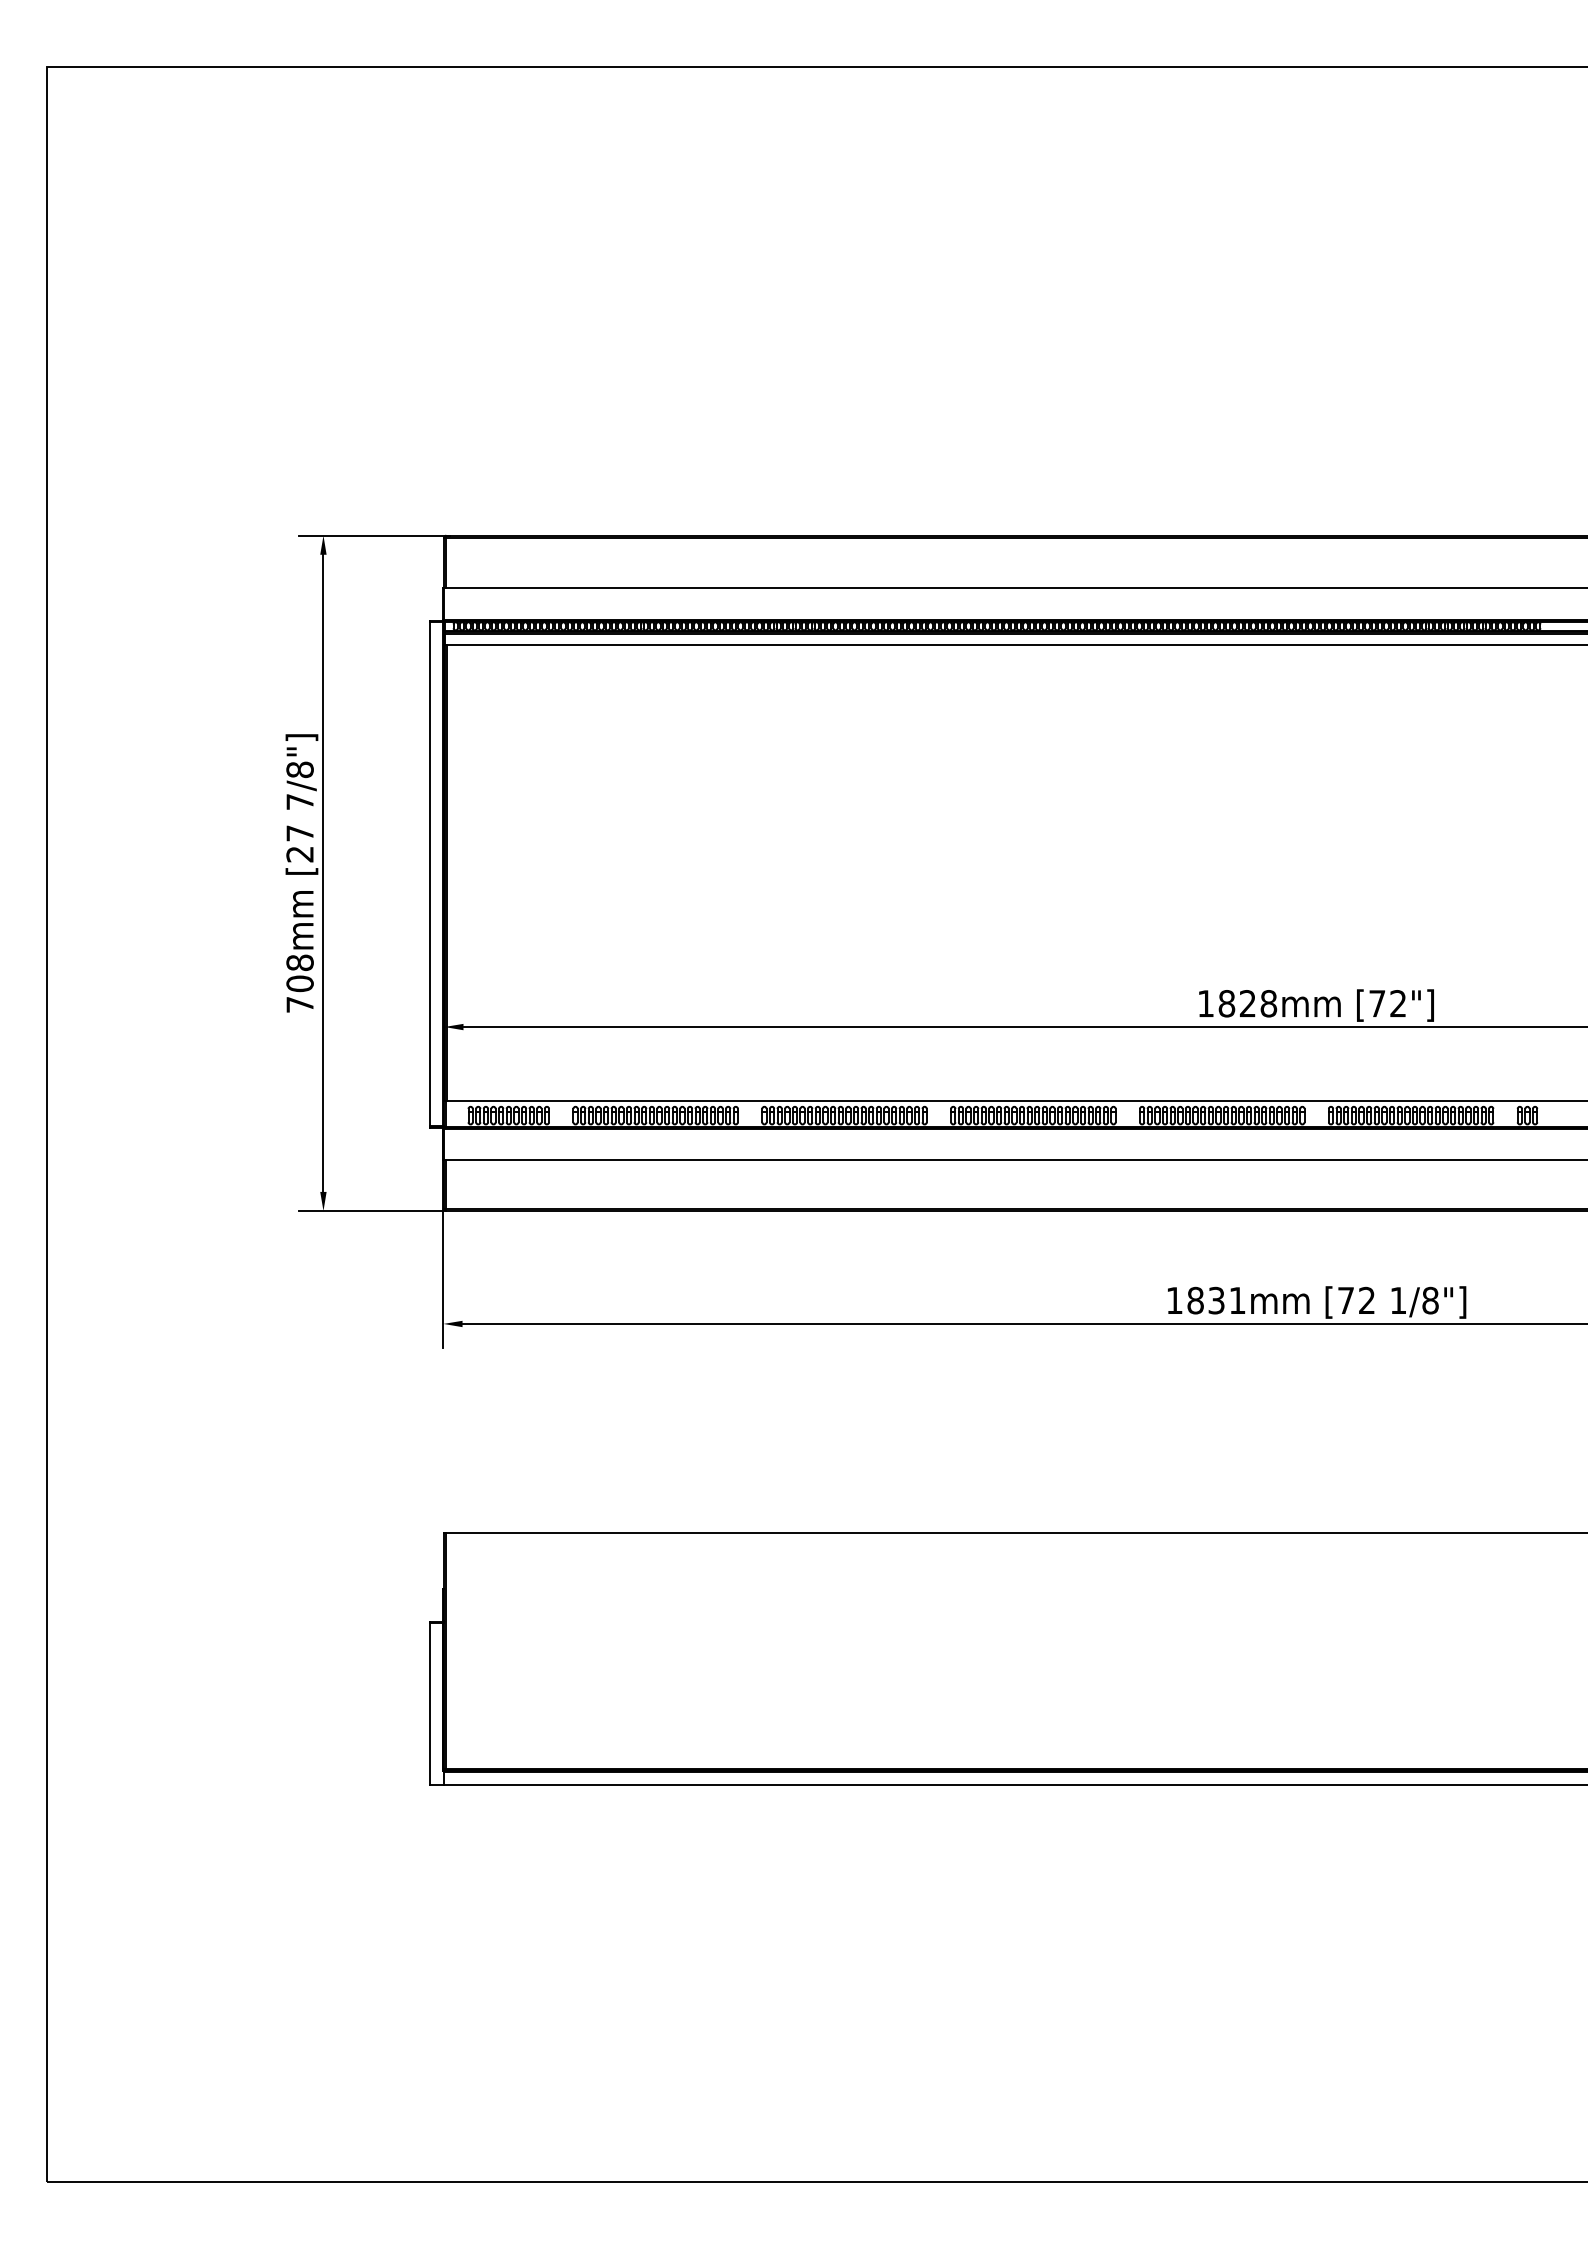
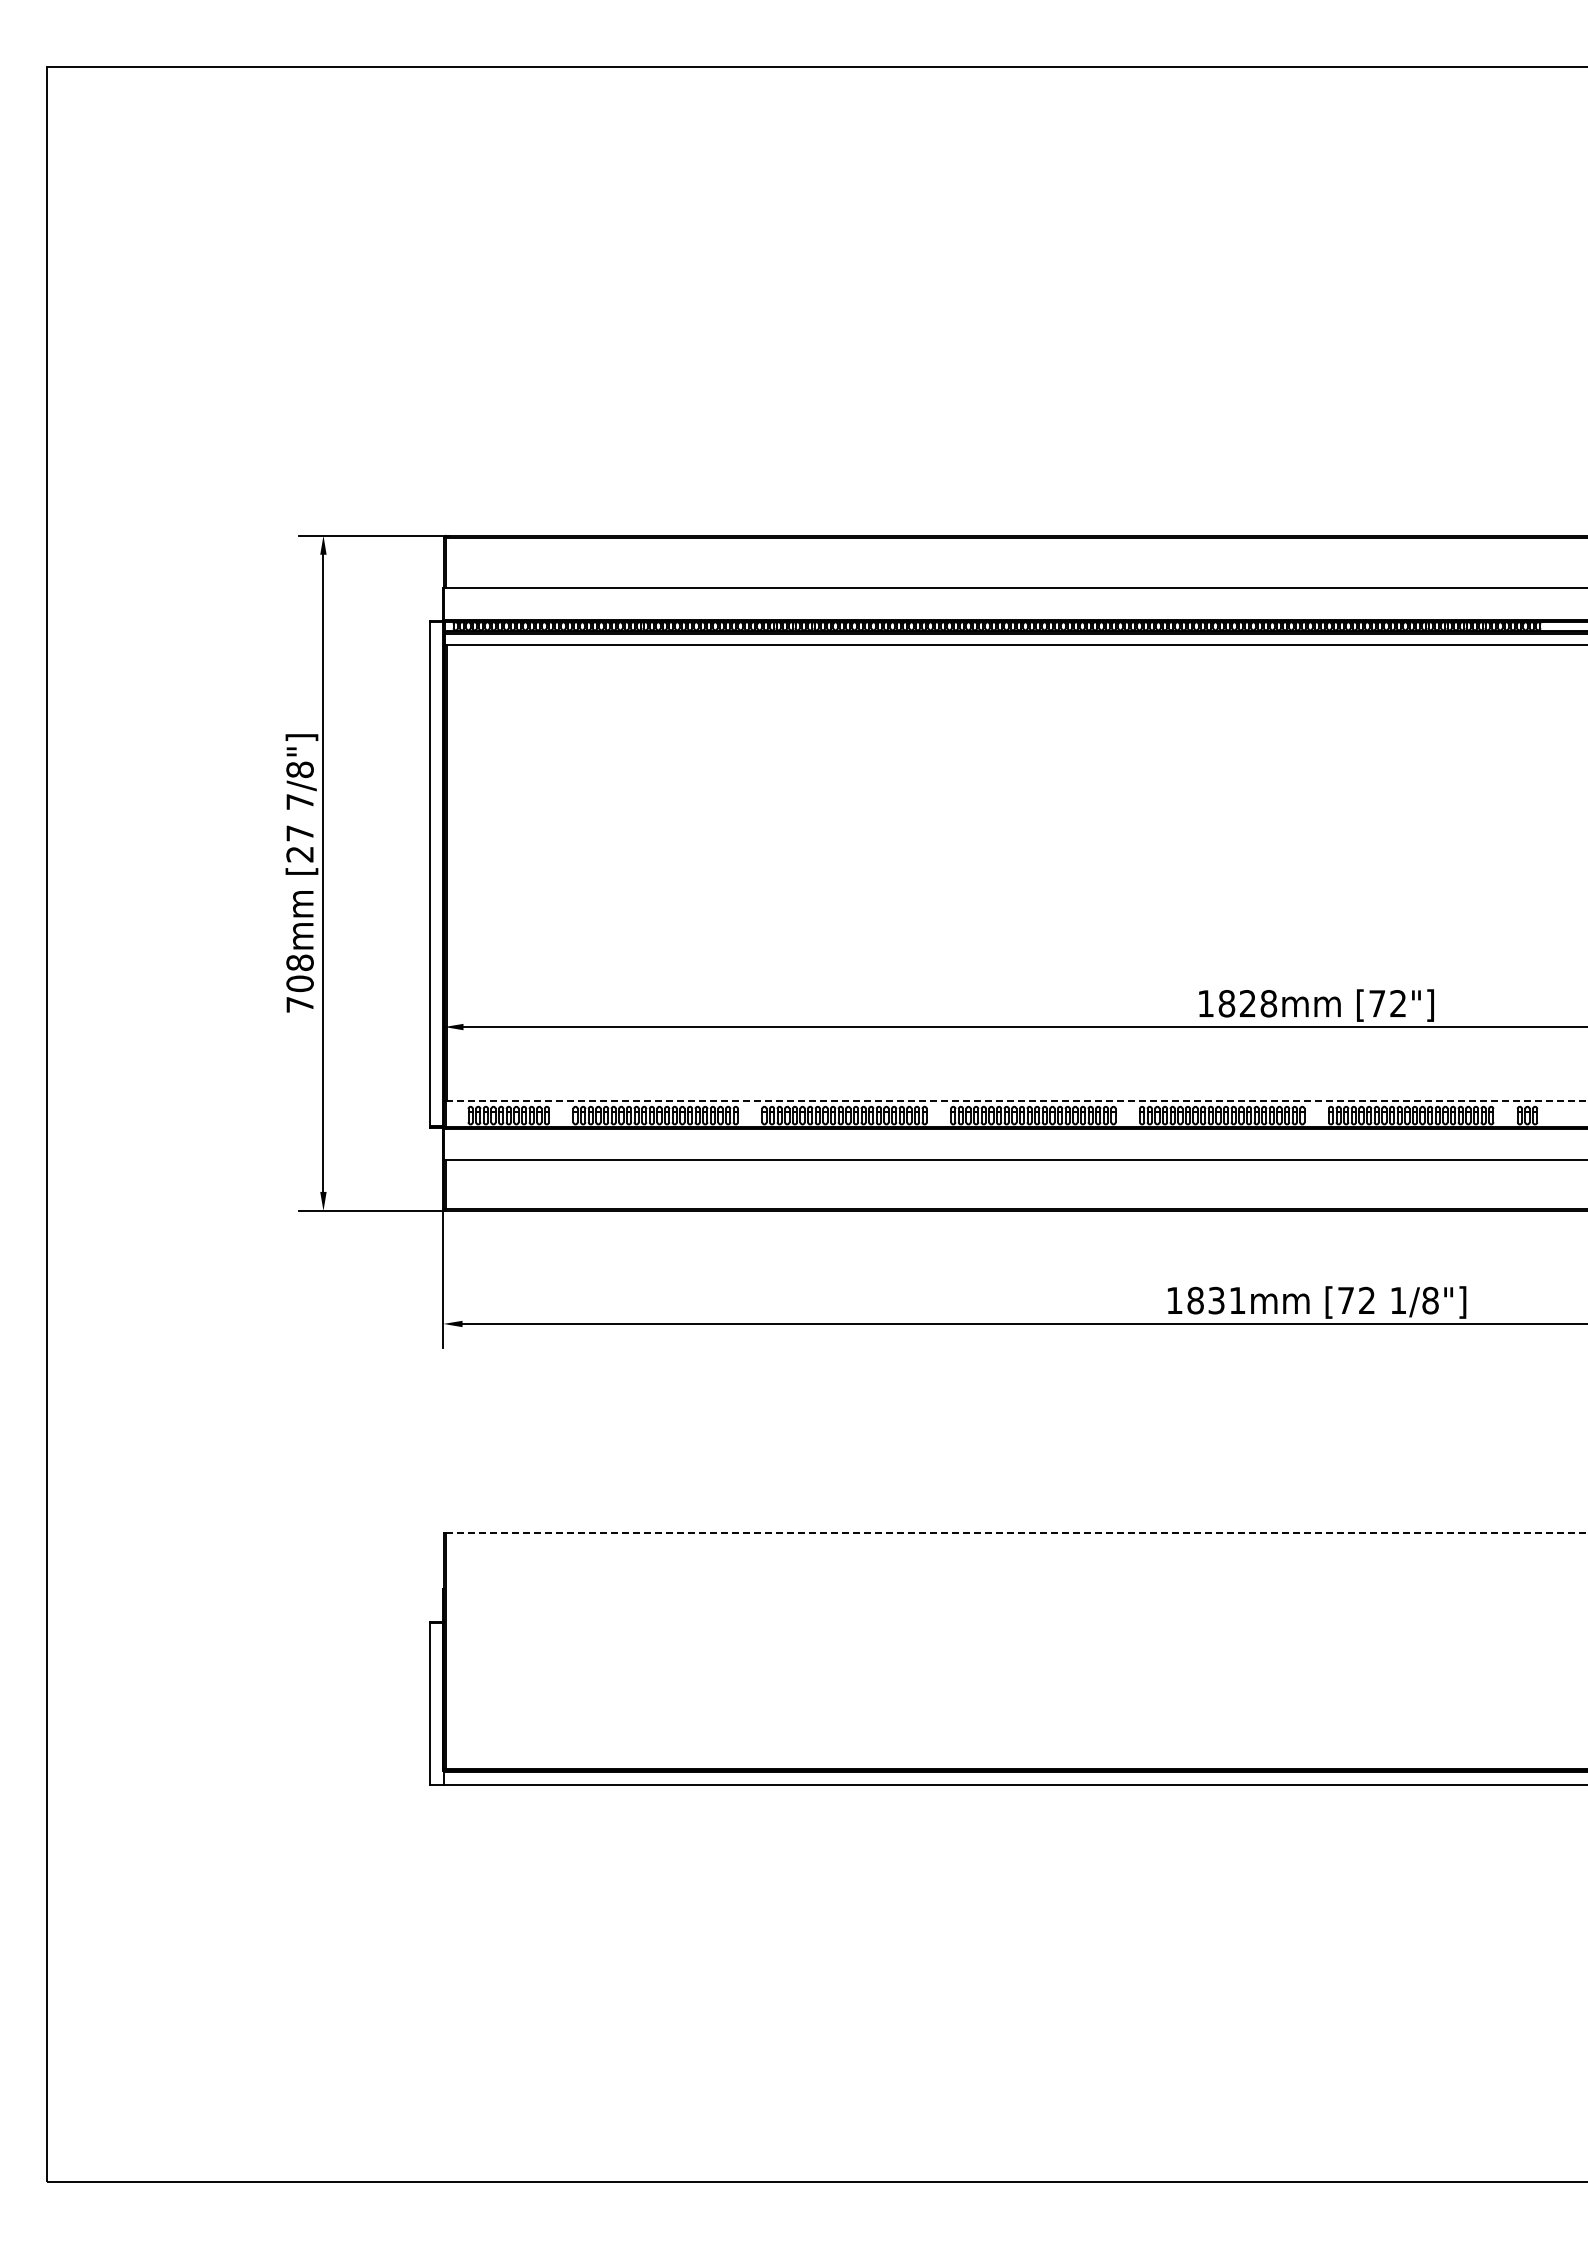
line: solid -> dashed (1017, 1101)
line: solid -> dashed (1017, 1532)
